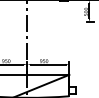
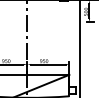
line: none -> present (80, 48)
